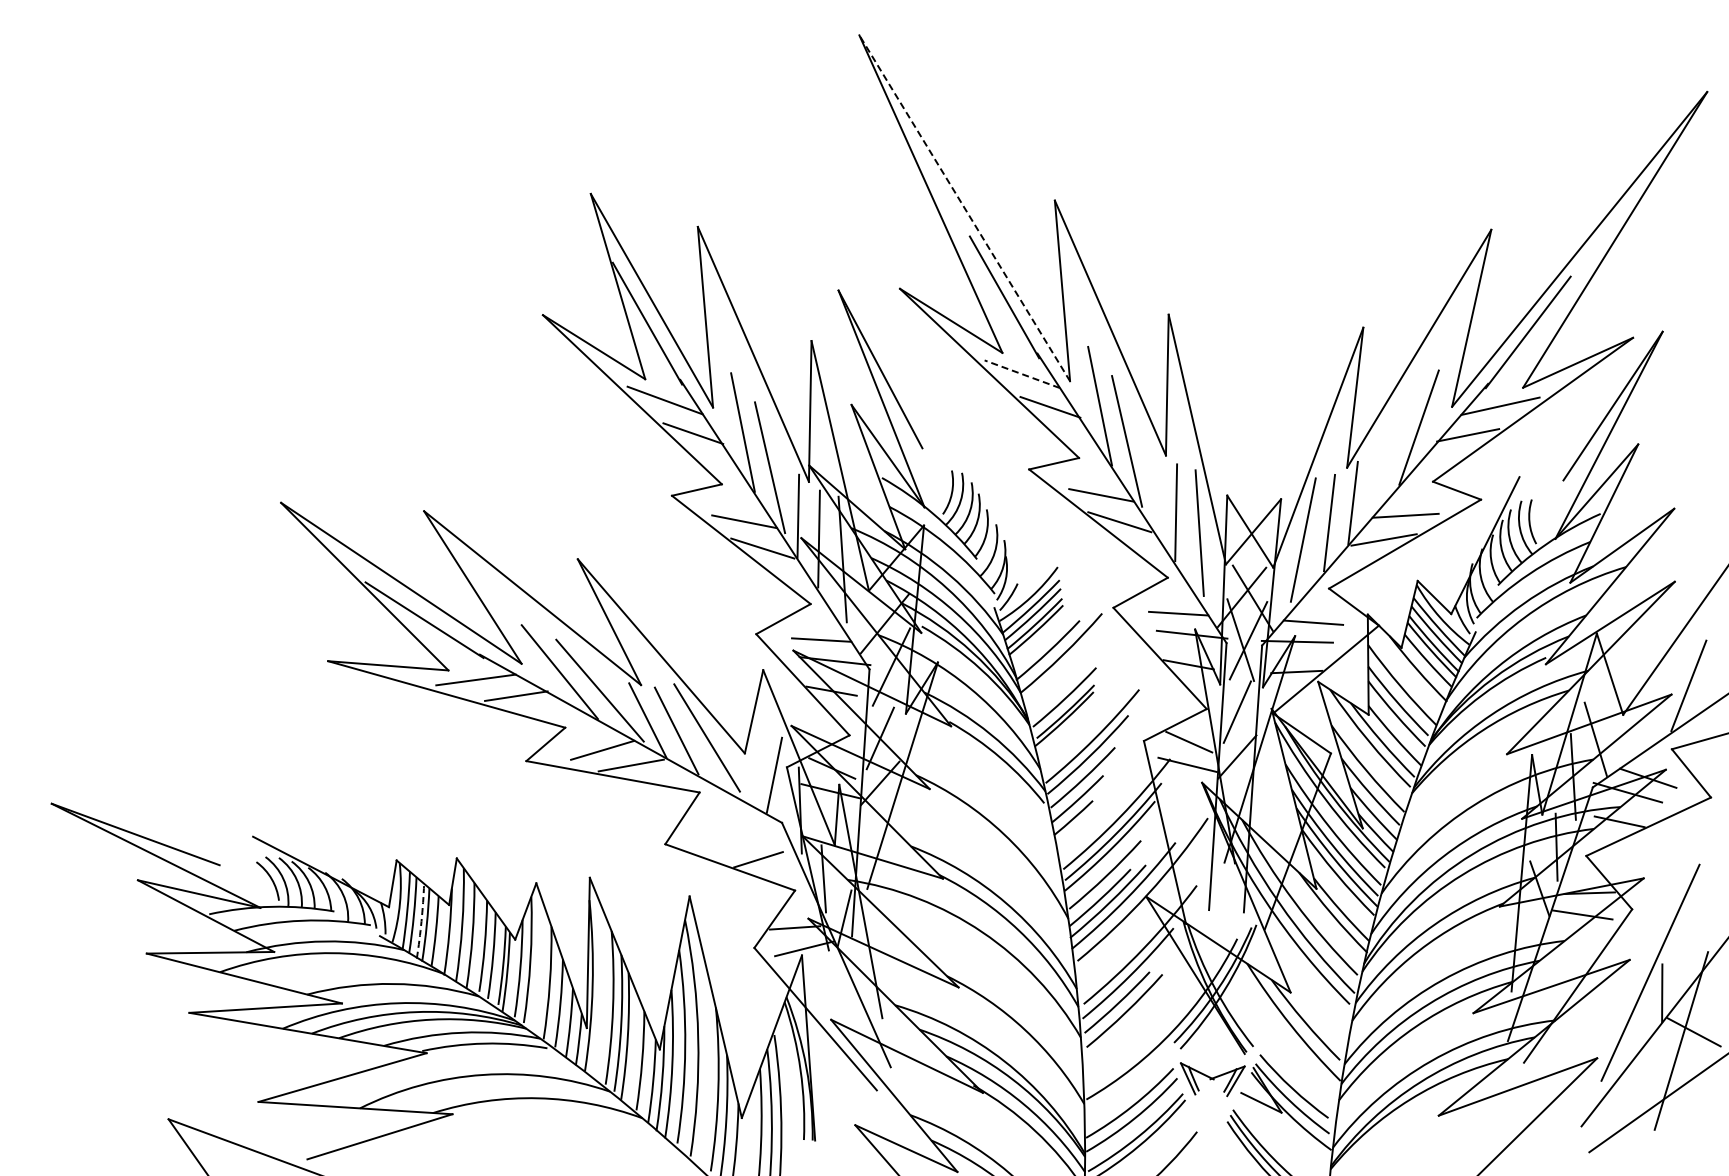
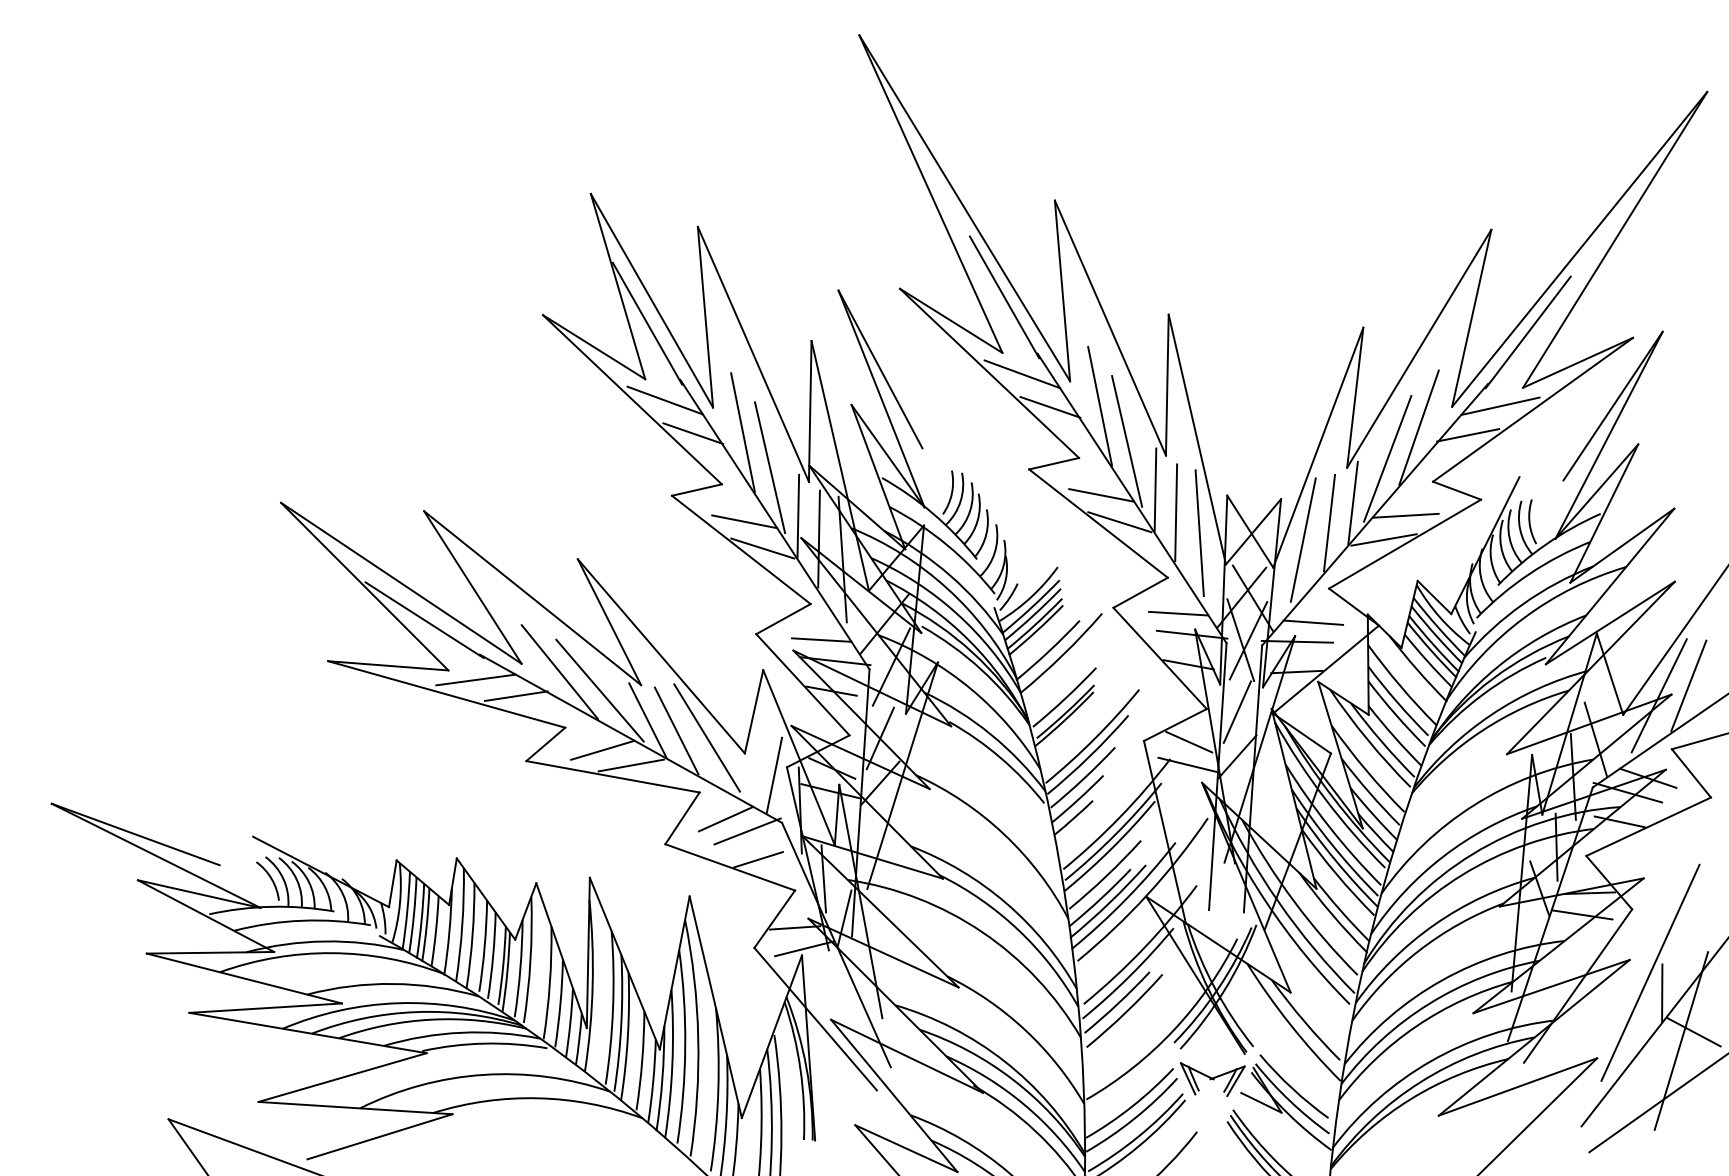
line: dashed -> solid (964, 208)
line: dashed -> solid (1021, 374)
line: none -> present (1387, 458)
line: none -> present (1155, 489)
line: none -> present (1658, 695)
line: none -> present (725, 818)
line: none -> present (747, 831)
arc: dashed -> solid (421, 921)
